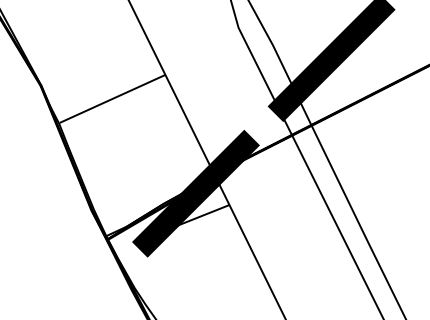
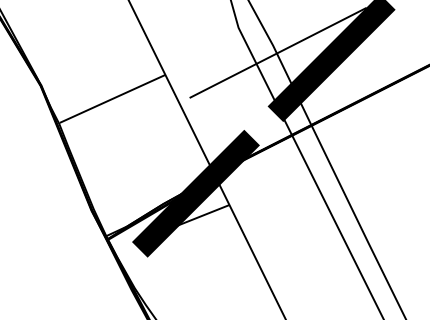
line: none -> present (277, 52)
